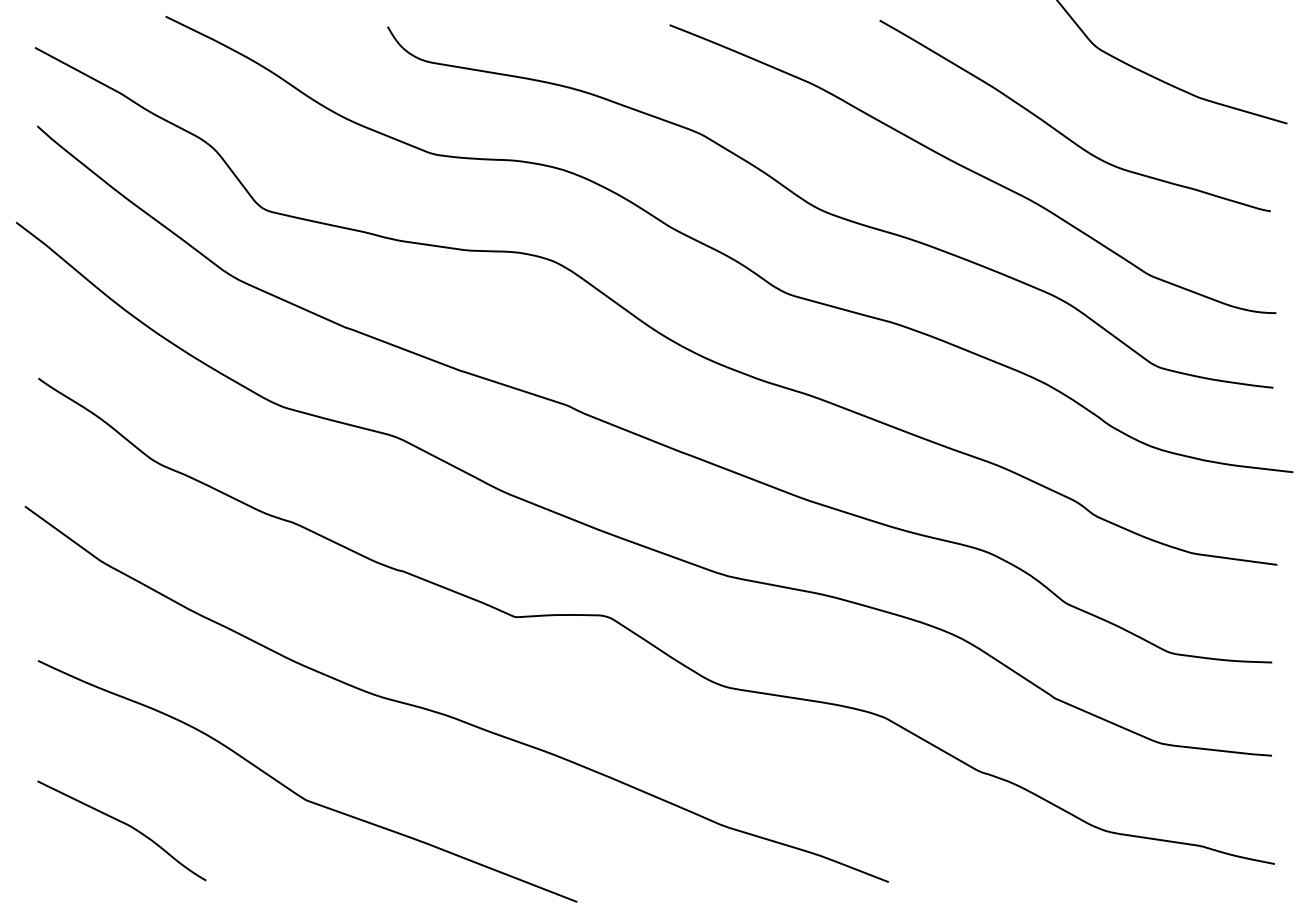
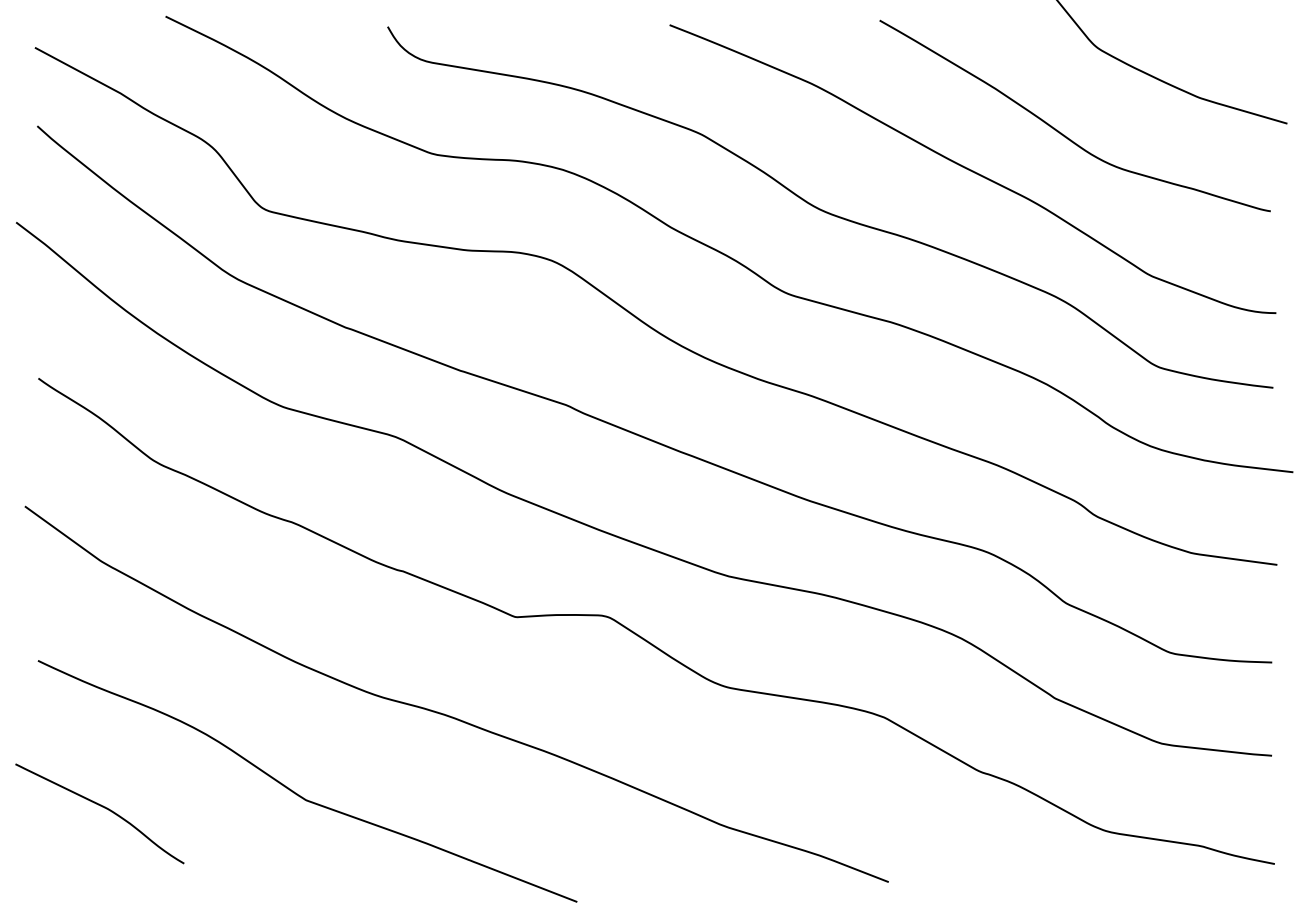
curve position: (124, 824) -> (102, 807) (102, 807)
